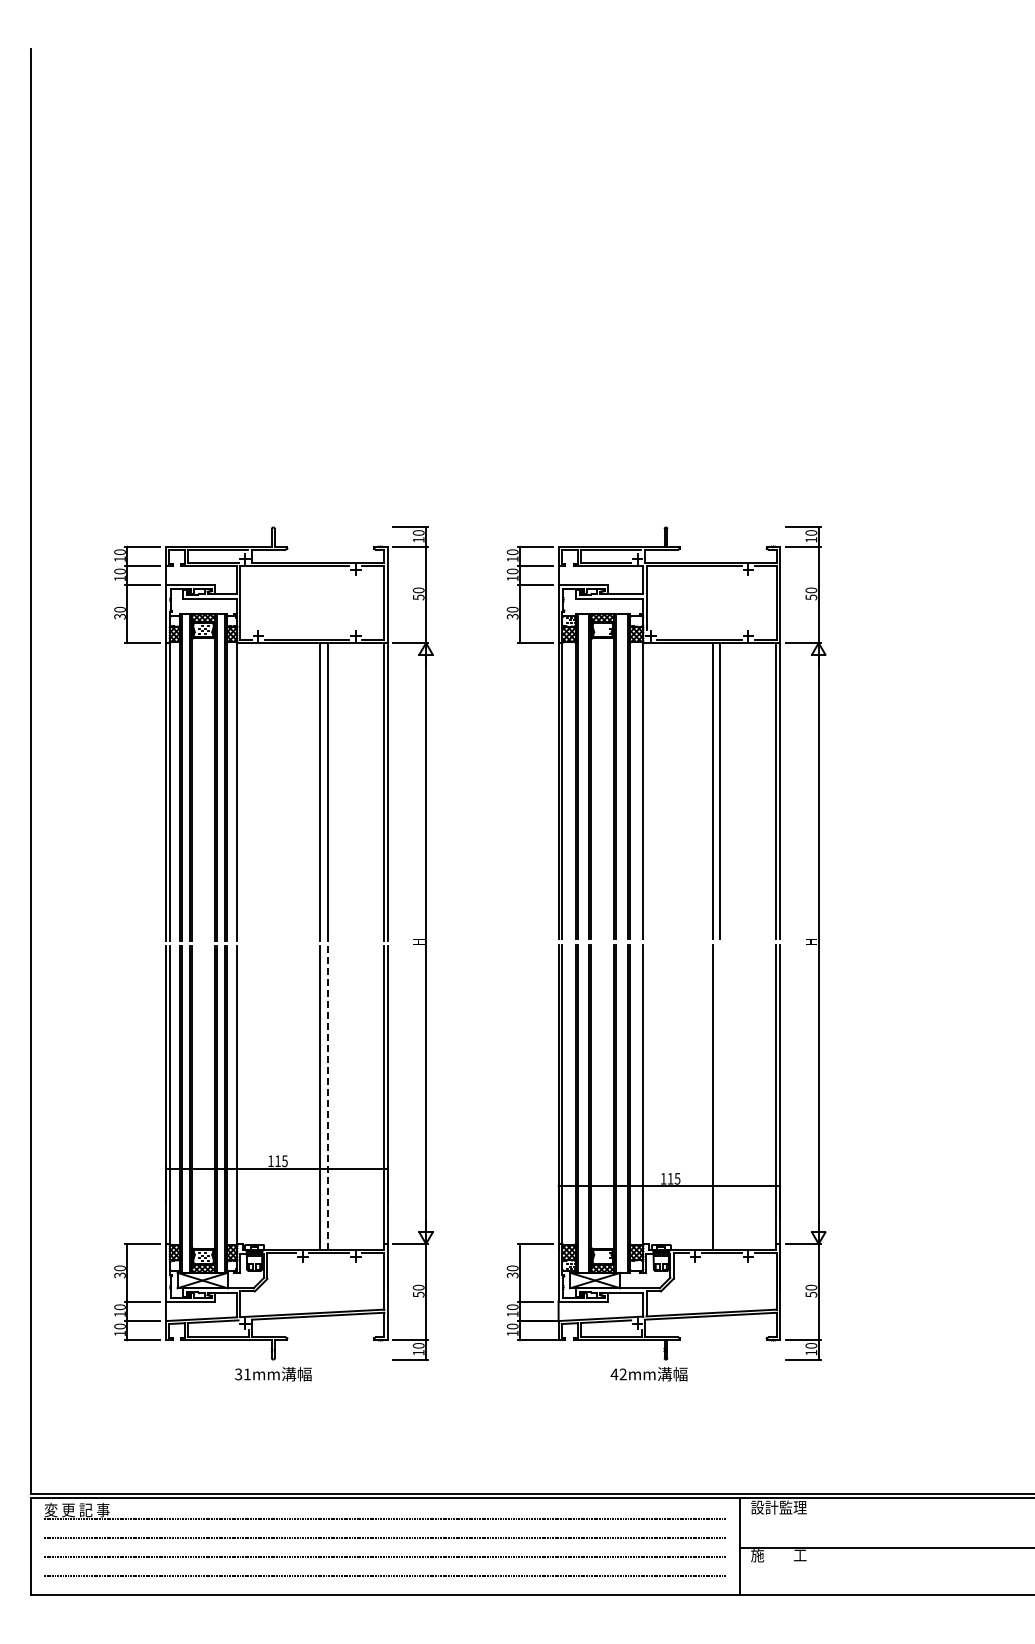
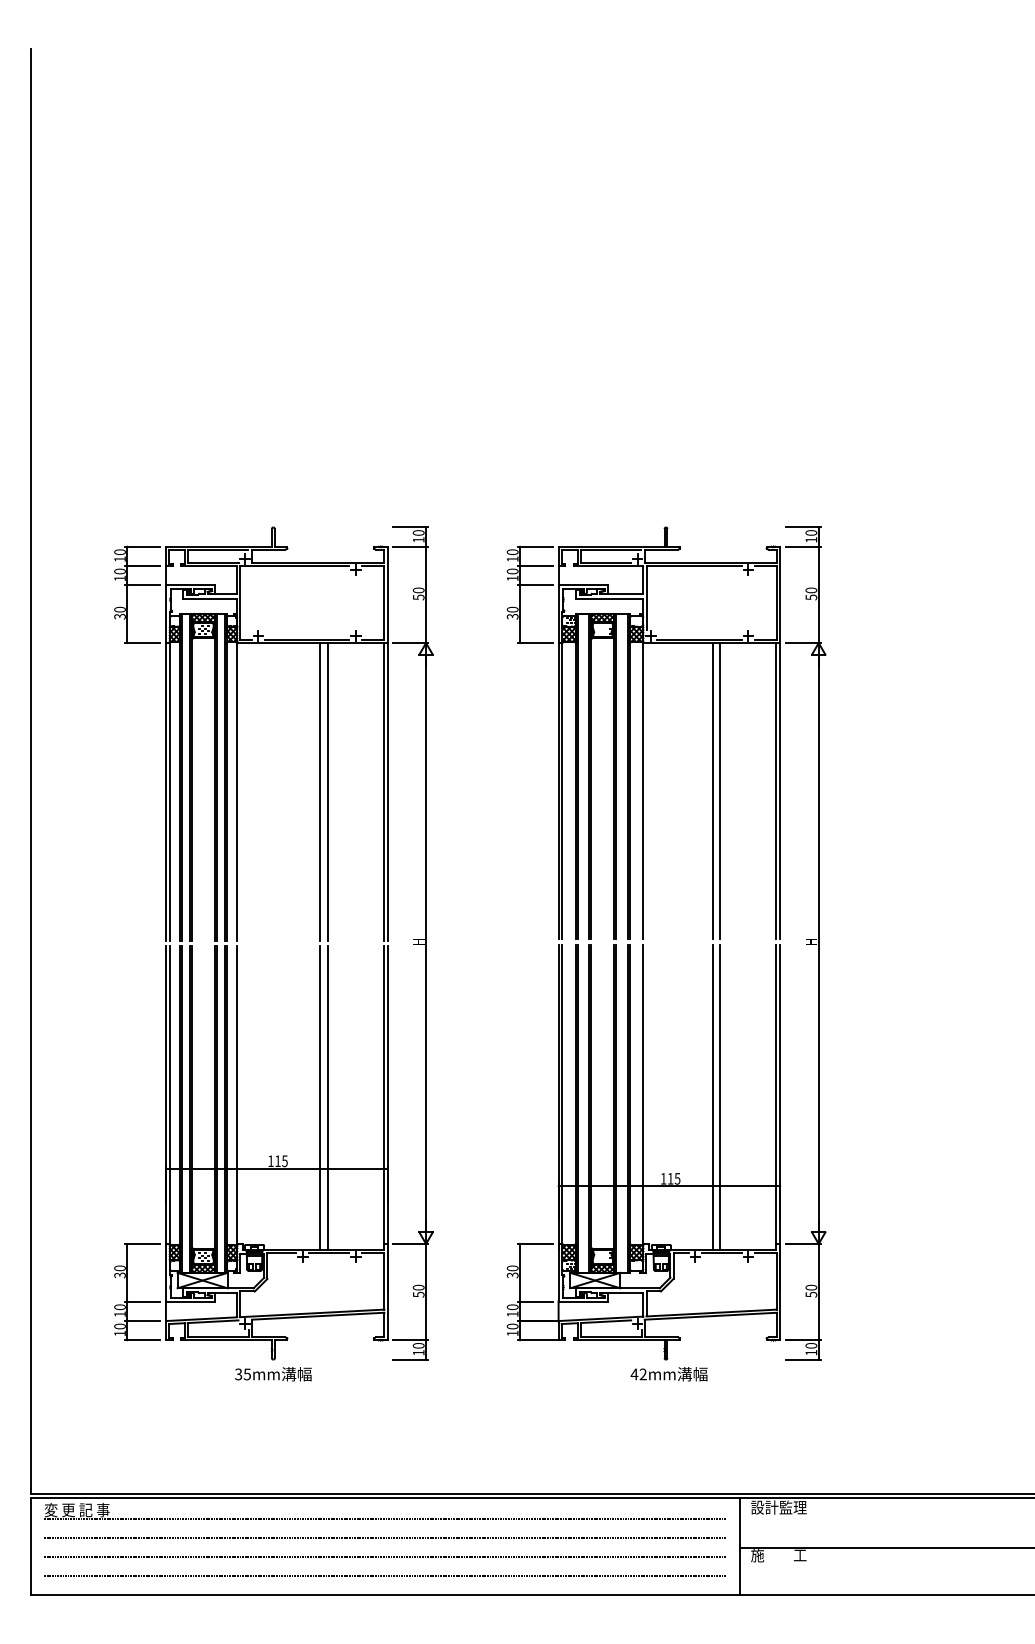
line: none -> present (720, 1096)
line: dashed -> solid (327, 1098)
text: 31mm -> 35mm (246, 1374)
text position: (648, 1374) -> (668, 1374) (668, 1374)
